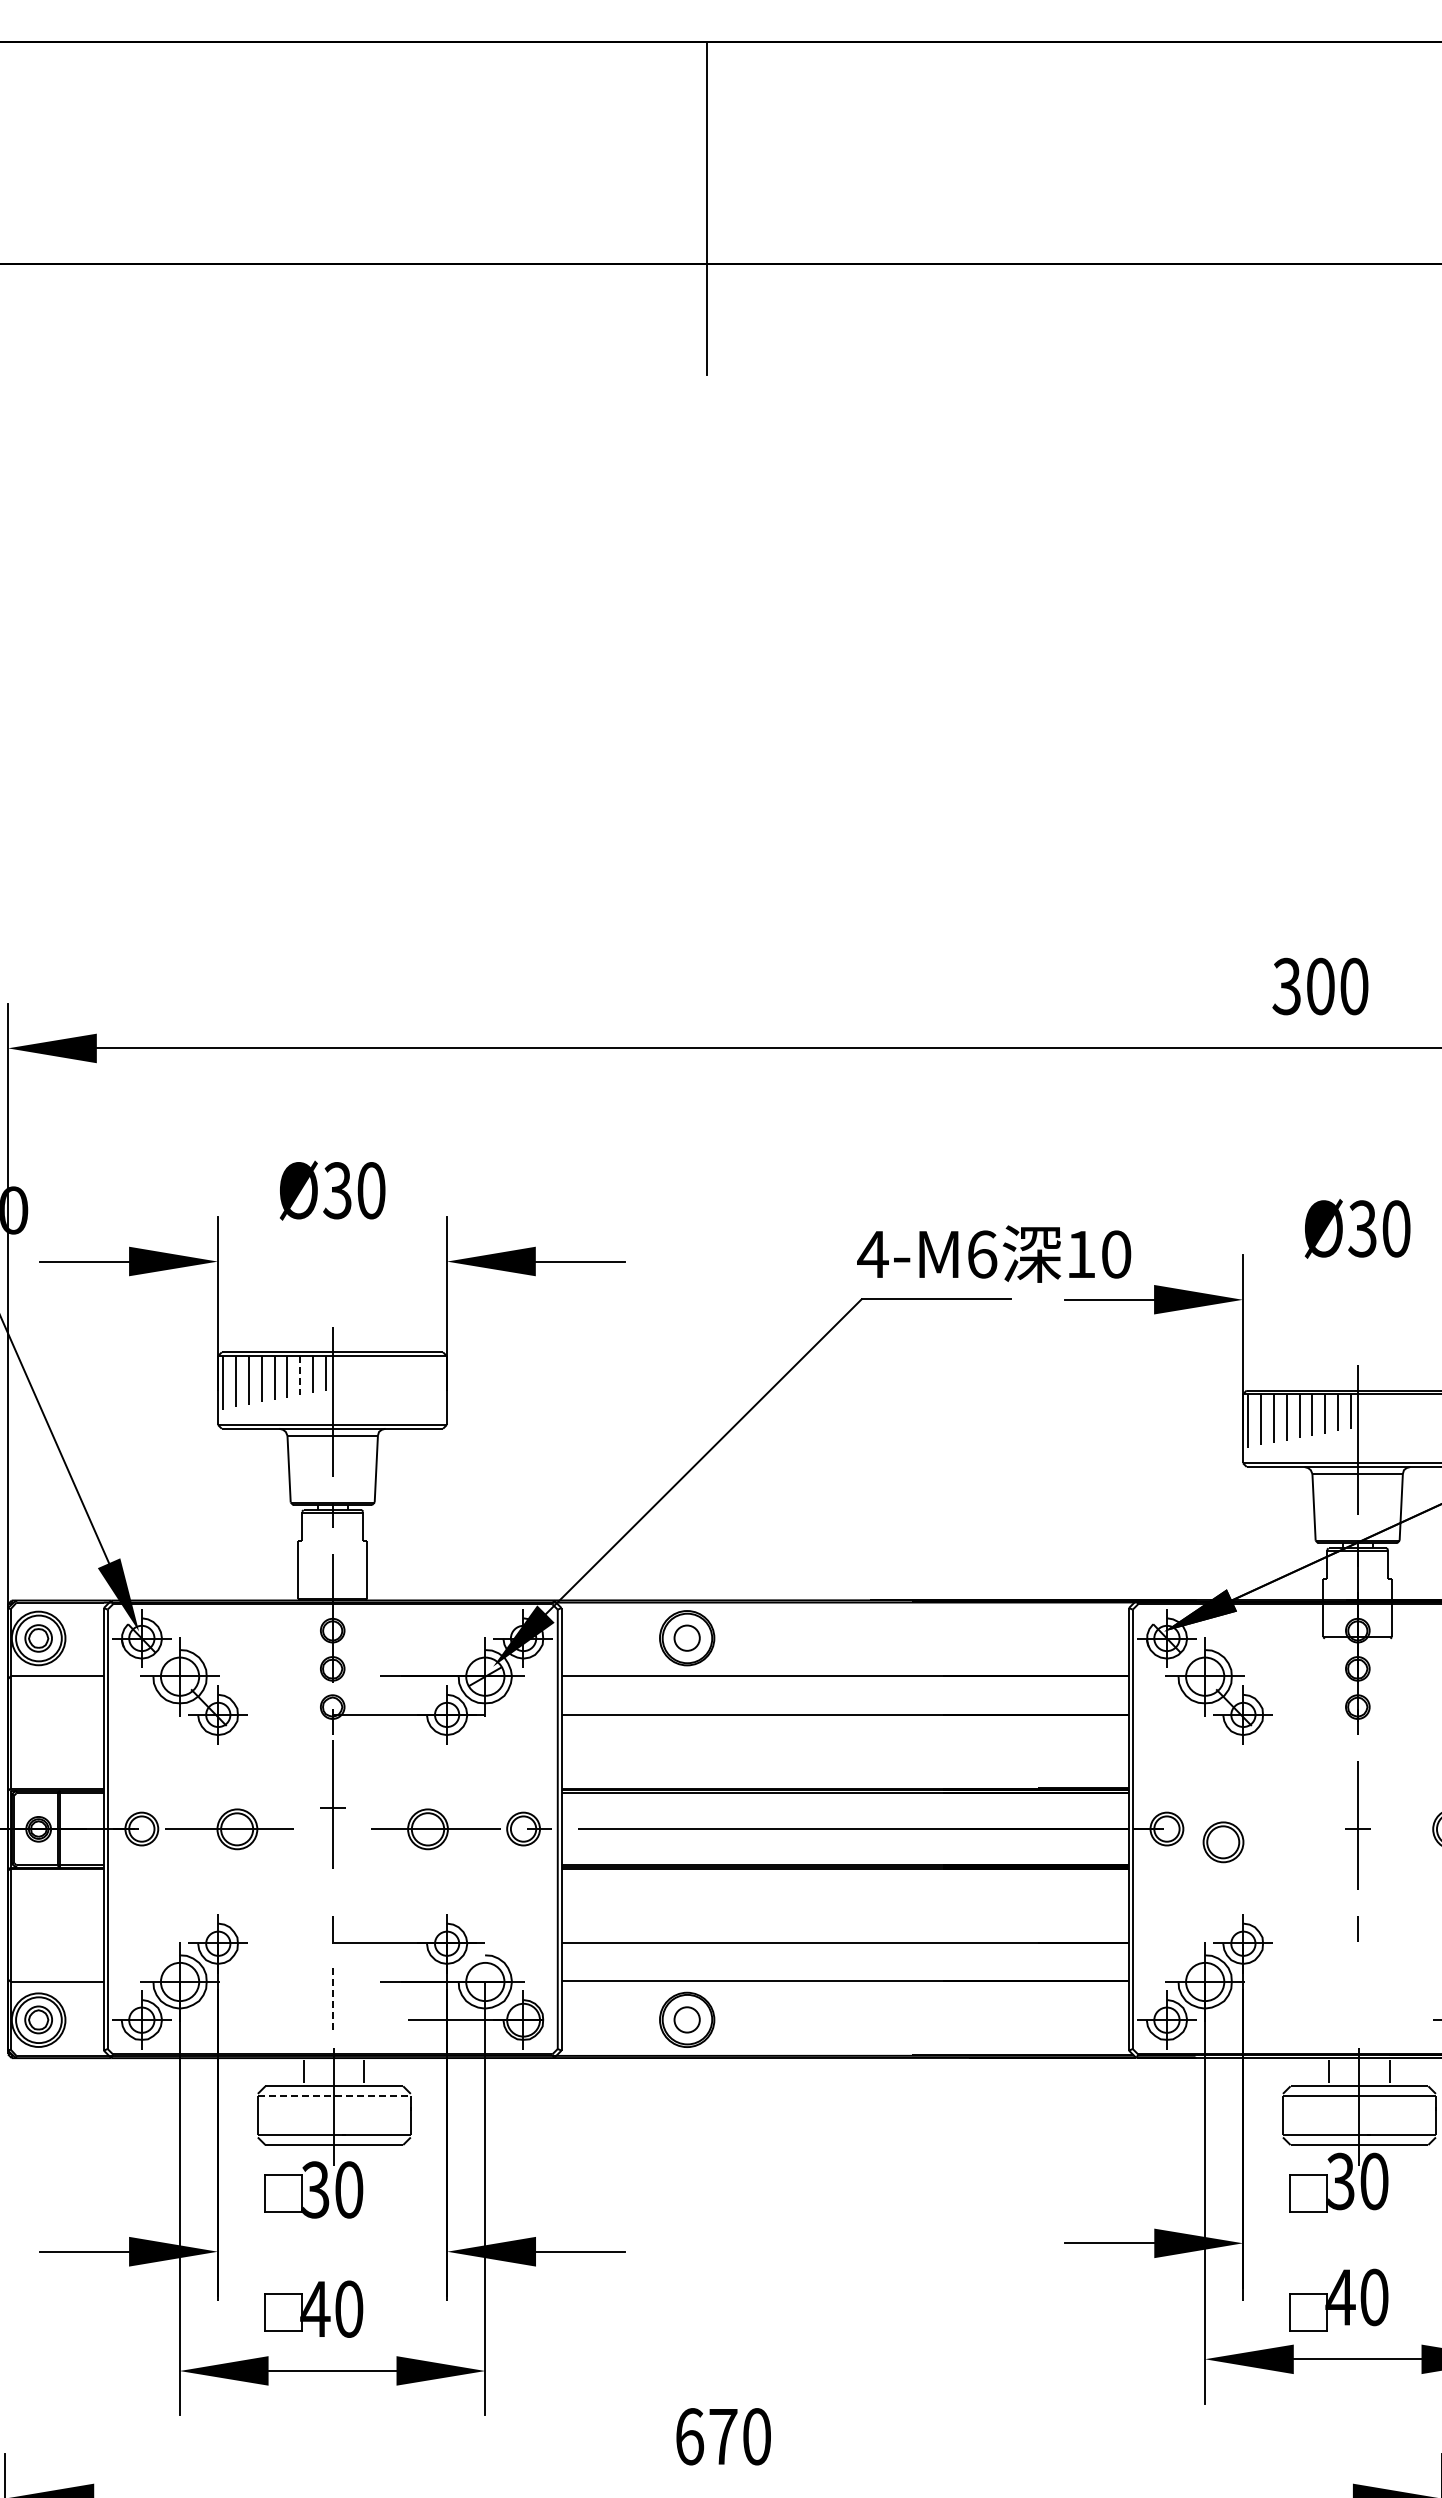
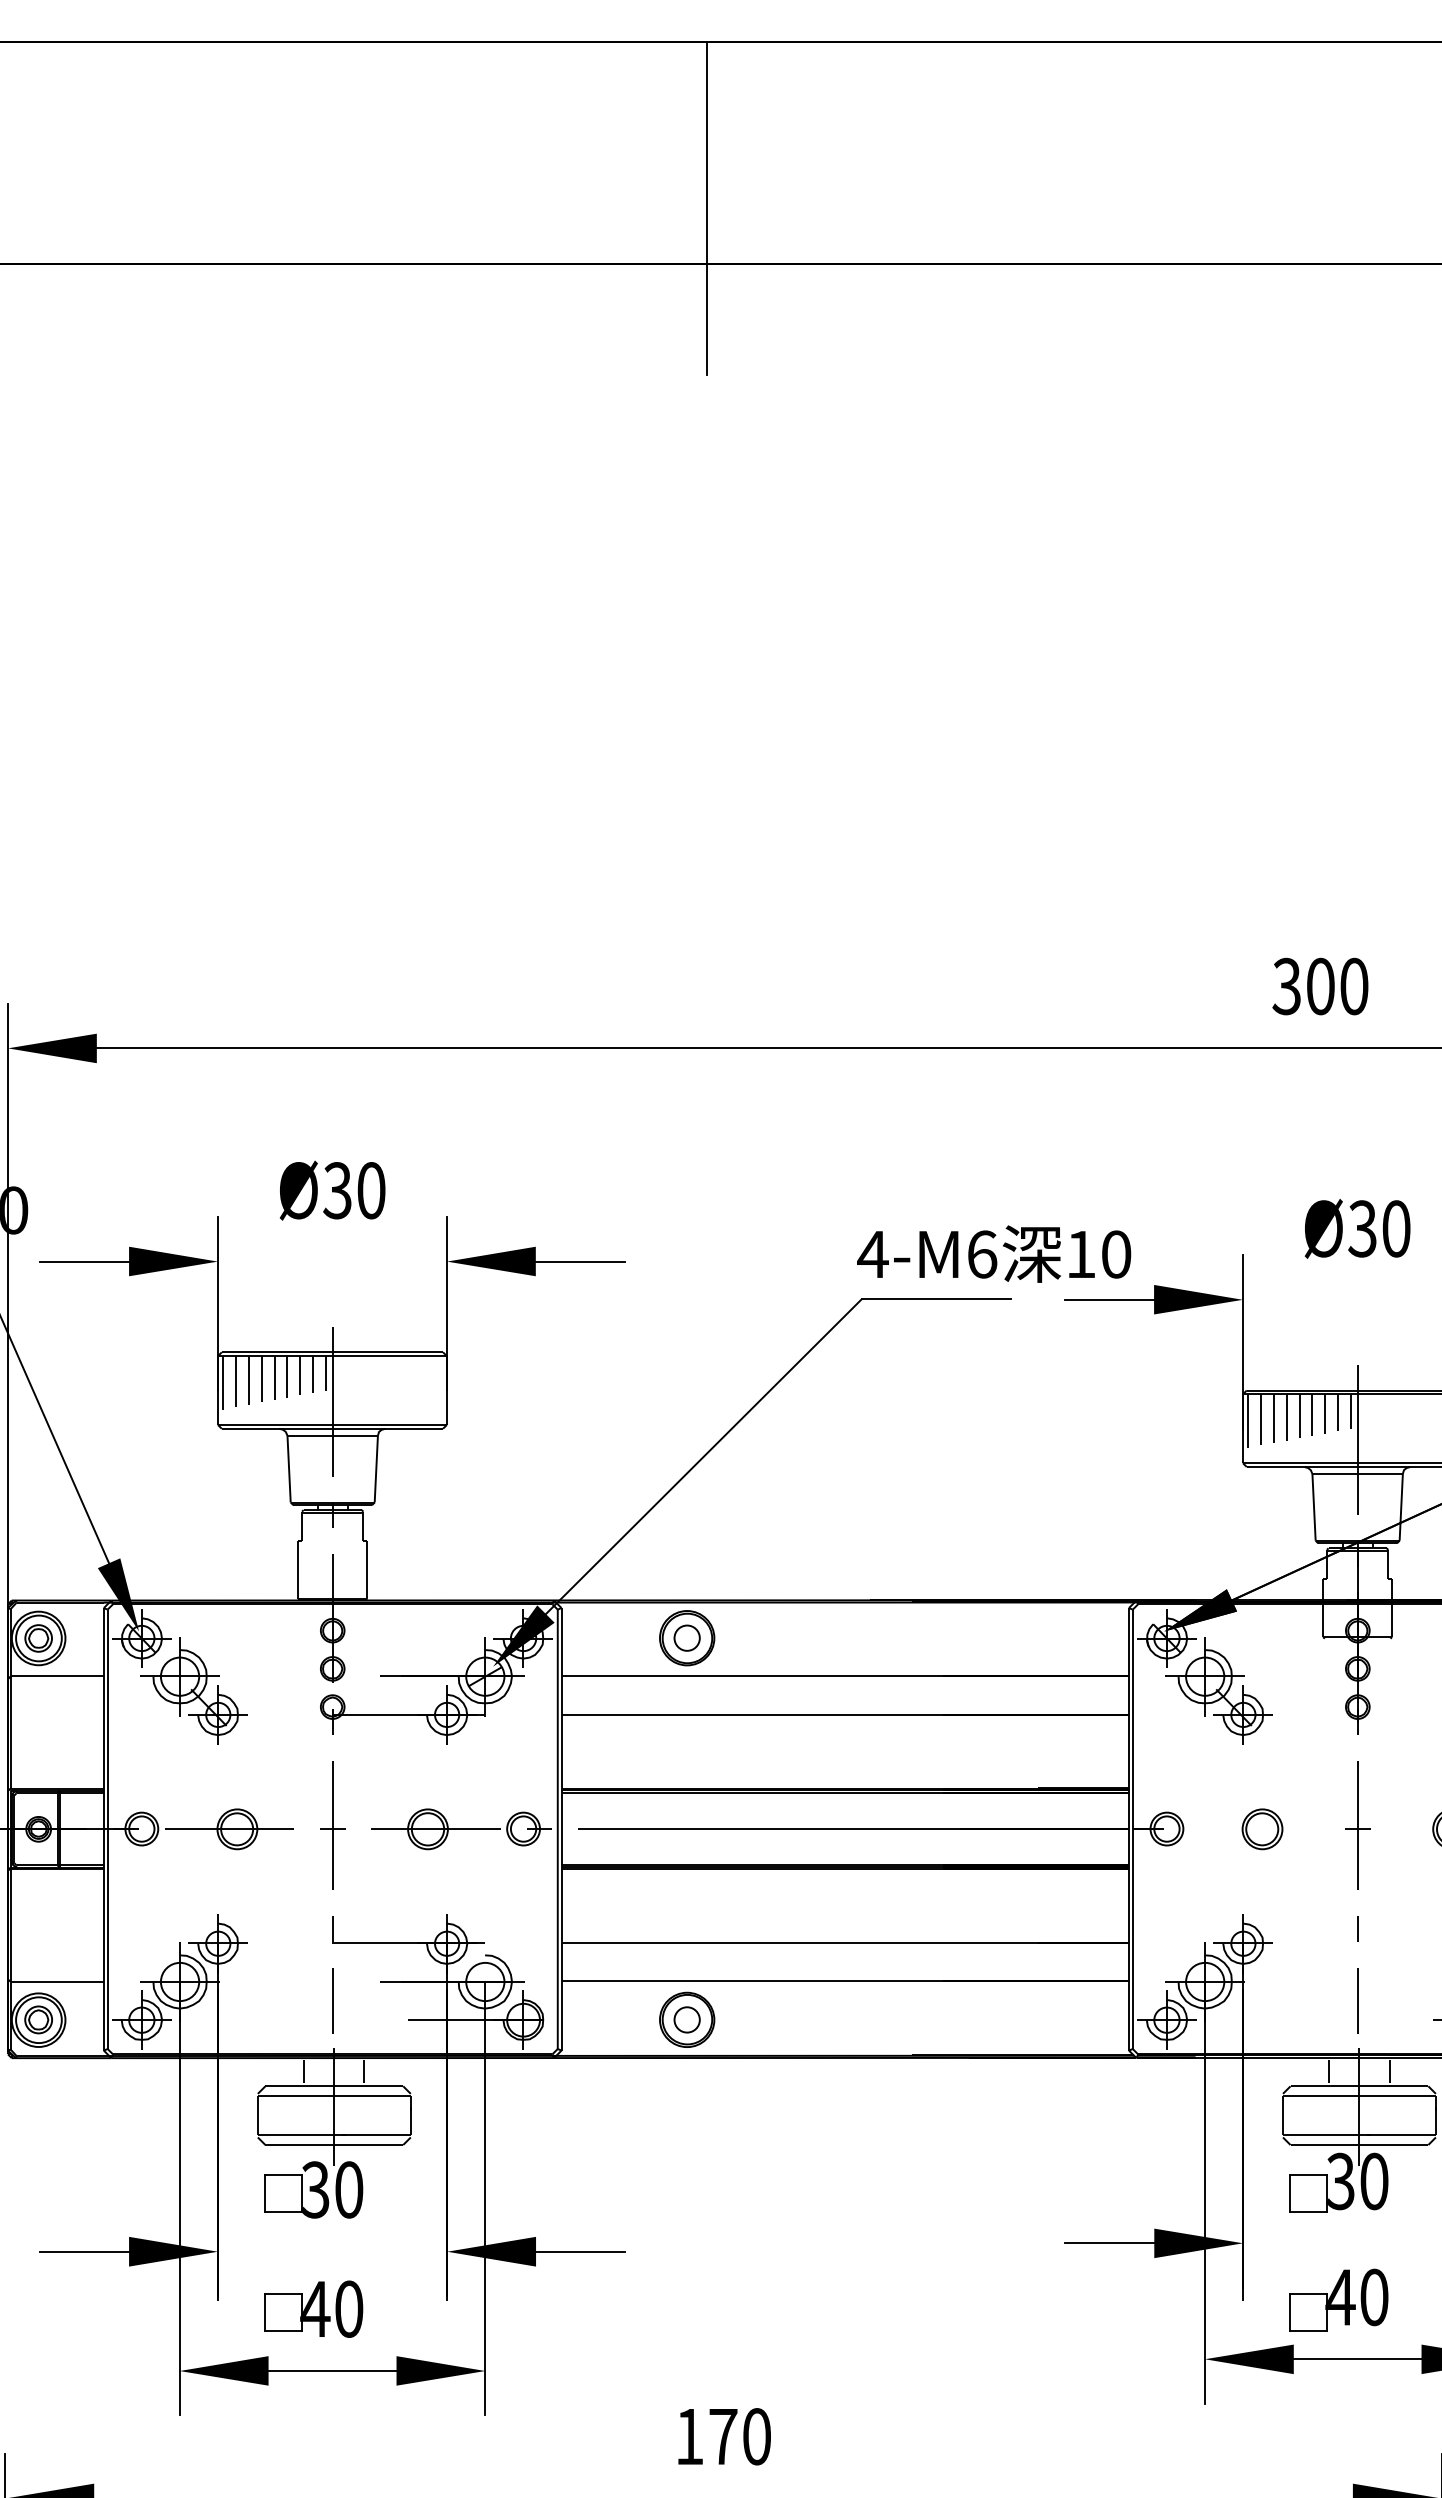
line: dashed -> solid (300, 1375)
part position: (332, 1804) -> (332, 1825) (332, 1825)
part position: (1223, 1842) -> (1262, 1829) (1262, 1829)
line: none -> present (1357, 2000)
line: dashed -> solid (332, 2001)
line: dashed -> solid (334, 2096)
text: 670 -> 170 (690, 2436)
